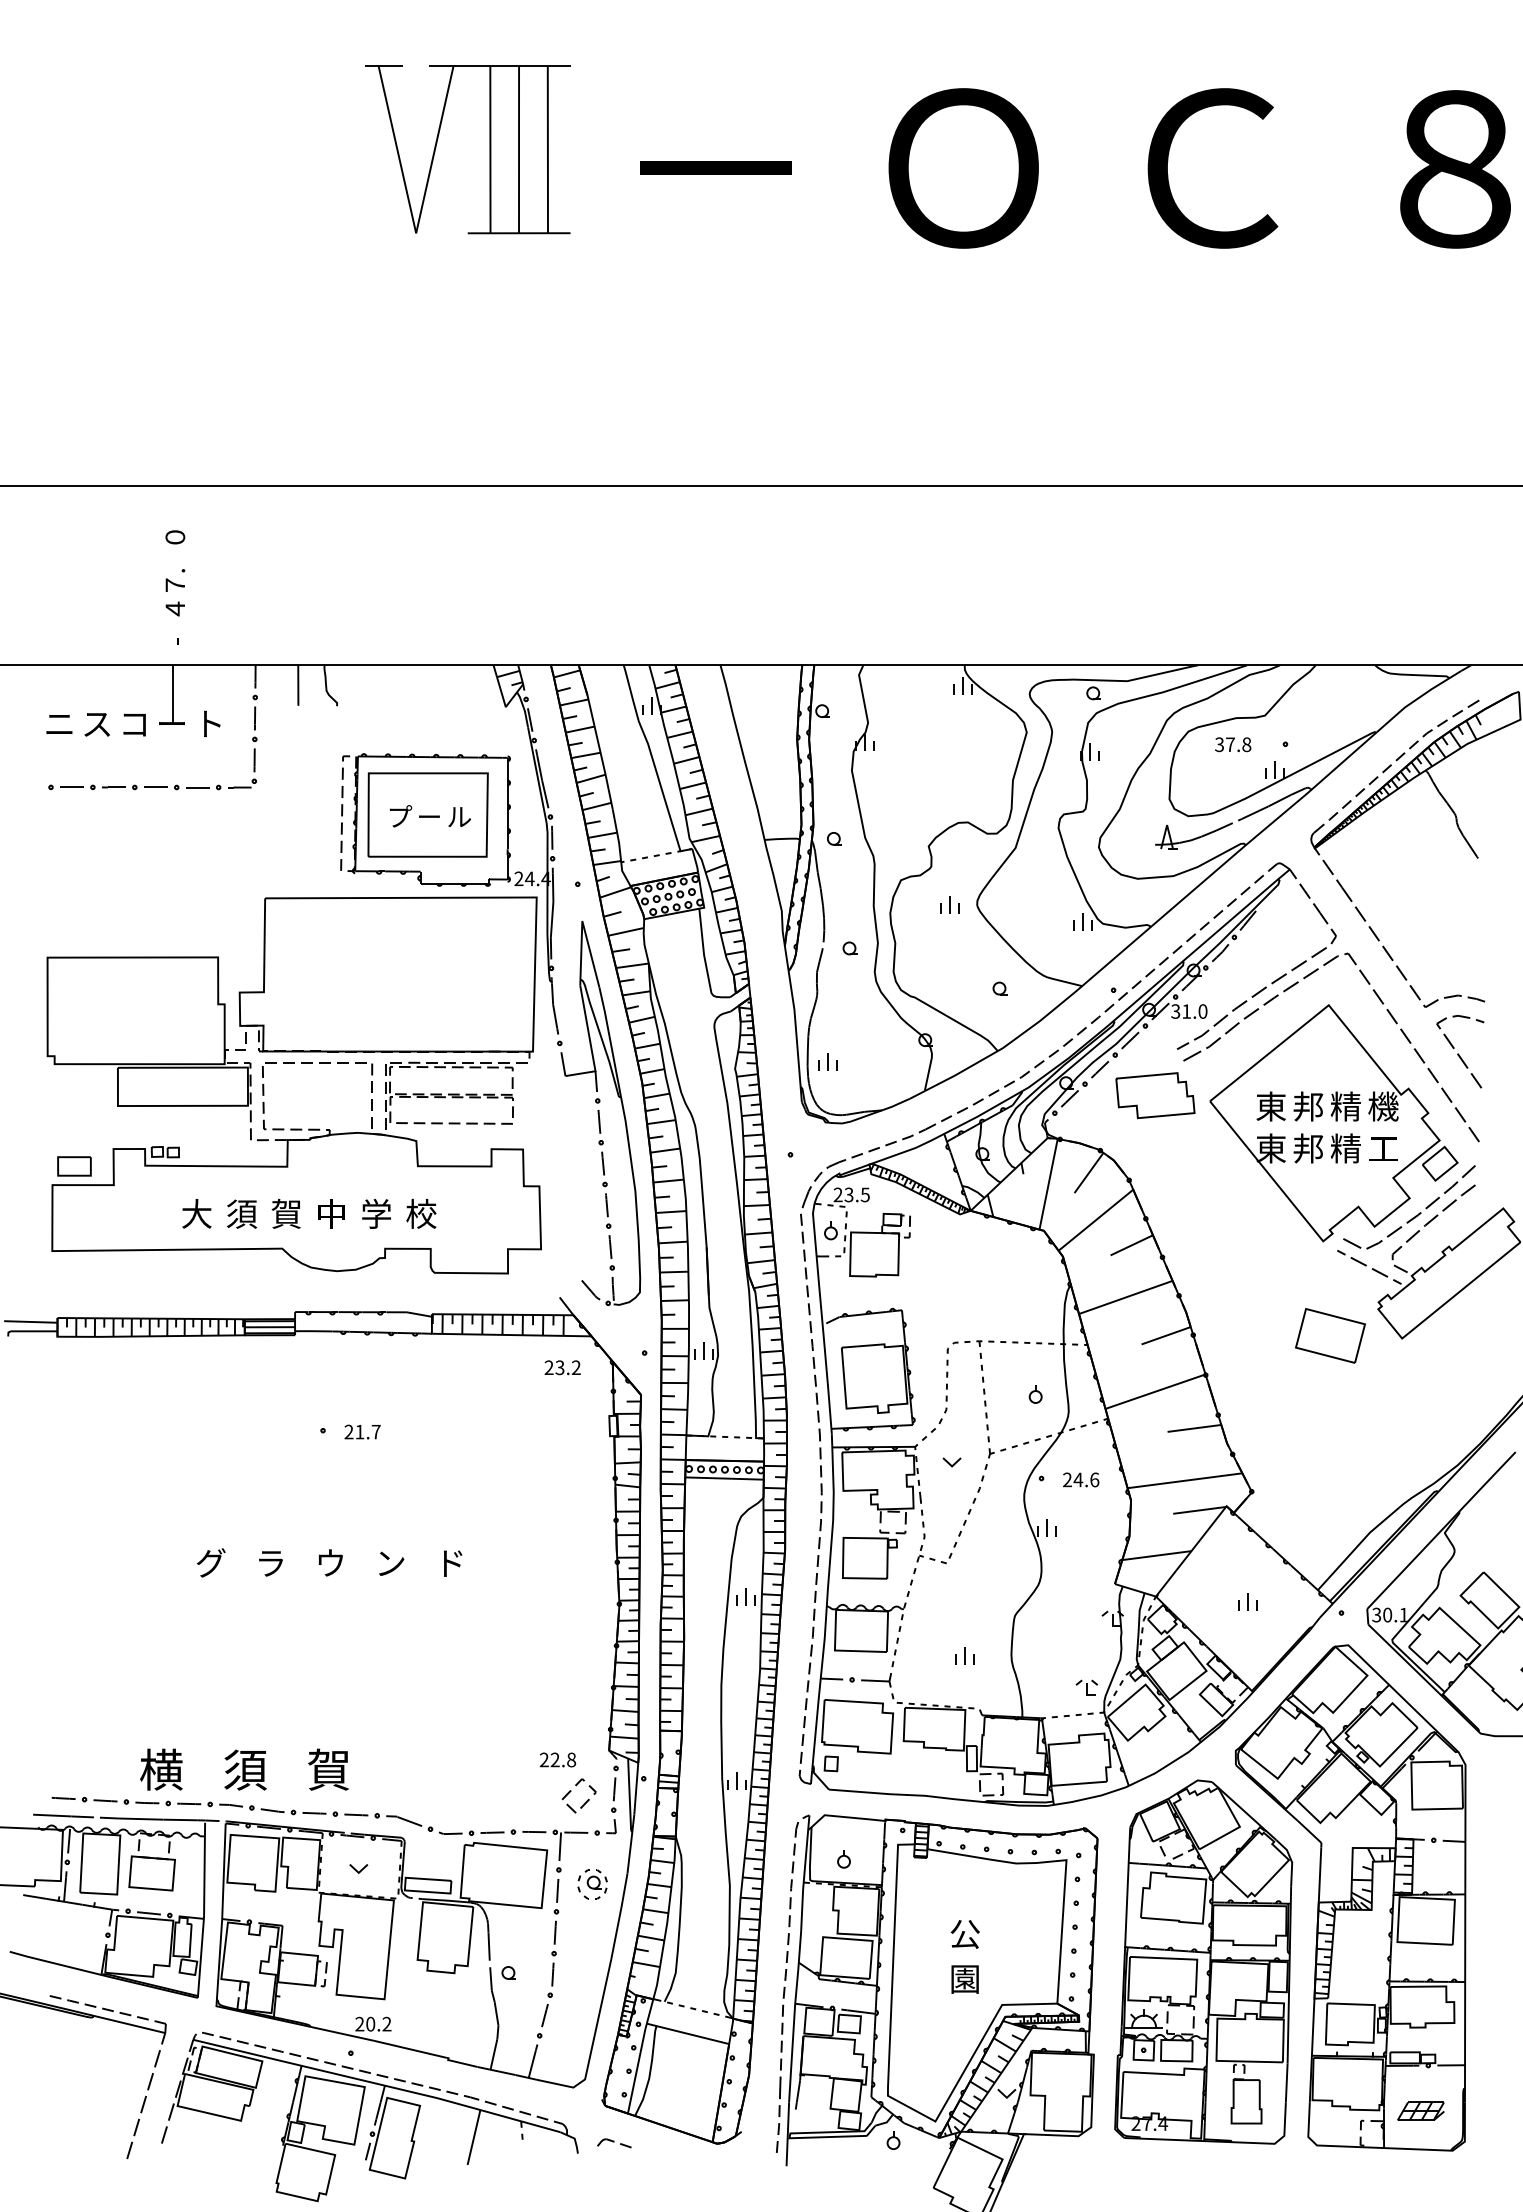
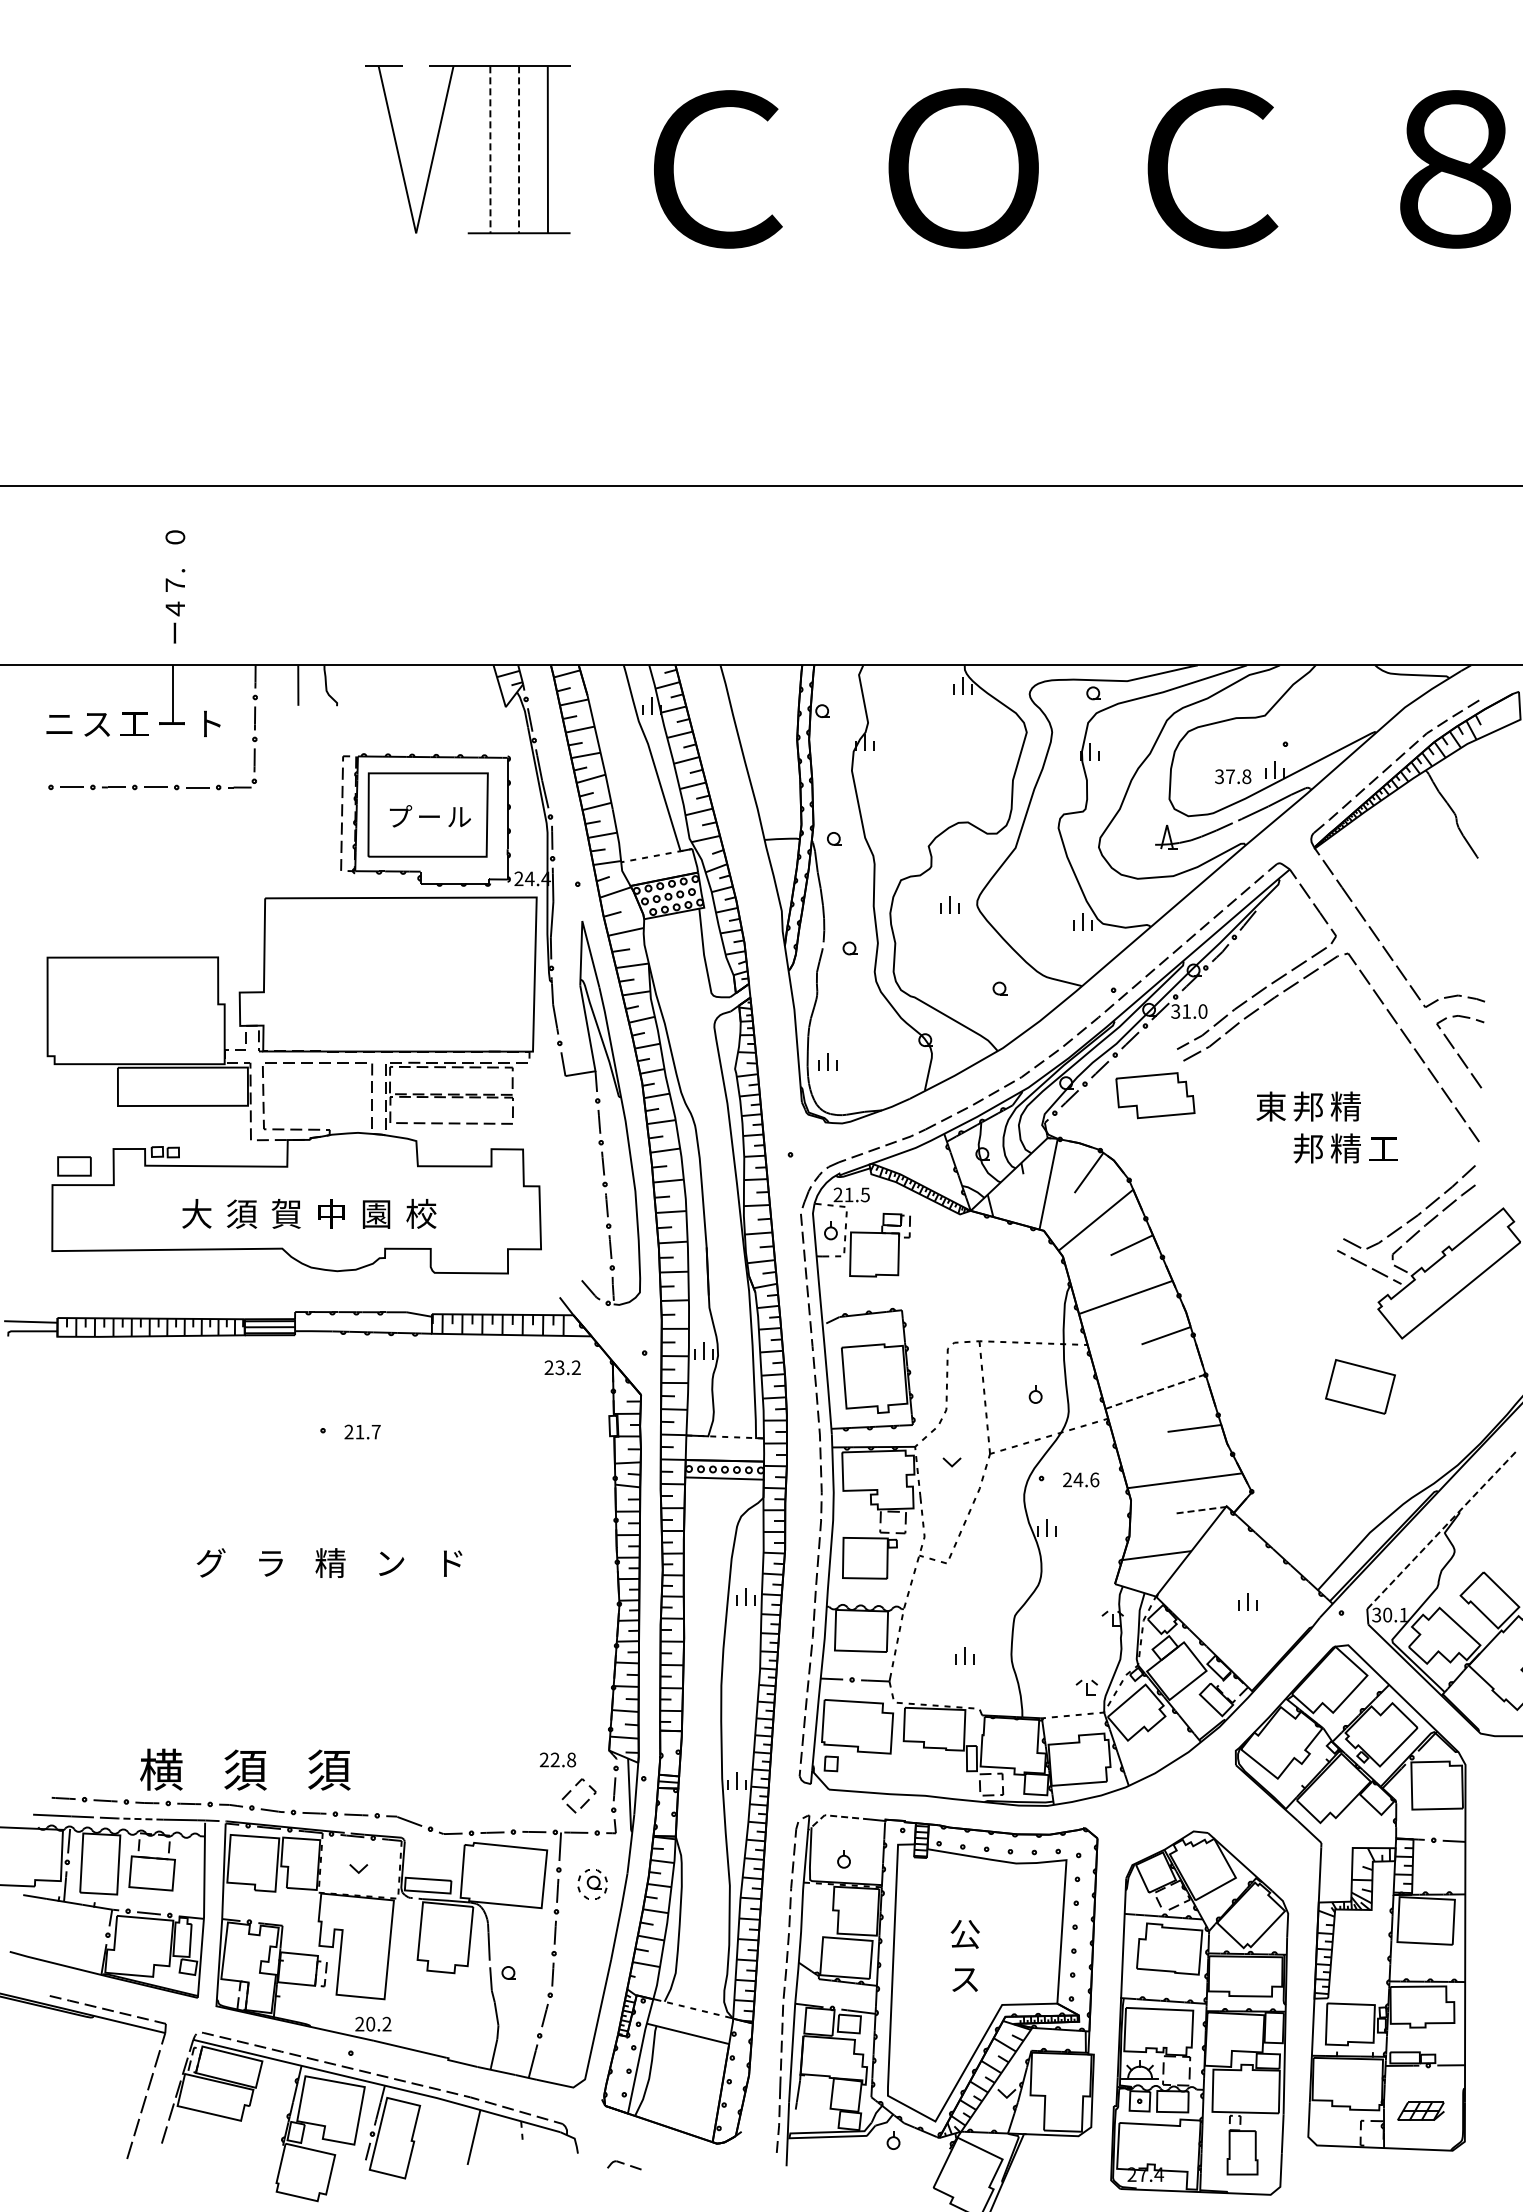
line: solid -> dashed (490, 150)
line: solid -> dashed (519, 150)
text: － -> Ｃ (715, 169)
text: - -> ー (175, 633)
text: コ -> 工 (134, 724)
text position: (1233, 744) -> (1233, 776) (1233, 776)
part: present -> none (1333, 1123)
text: 23.5 -> 21.5 (848, 1194)
text: 学 -> 園 (376, 1213)
part position: (1330, 1335) -> (1360, 1386) (1360, 1386)
line: solid -> dashed (1155, 1391)
line: solid -> dashed (1199, 1510)
line: solid -> dashed (1441, 1530)
text: ウ -> 精 (330, 1562)
text: 賀 -> 須 (329, 1769)
line: solid -> dashed (834, 1816)
line: solid -> dashed (140, 1819)
part position: (1203, 1961) -> (1199, 2012) (1199, 2012)
text: 園 -> ス (964, 1979)
part position: (614, 2143) -> (624, 2165) (624, 2165)
